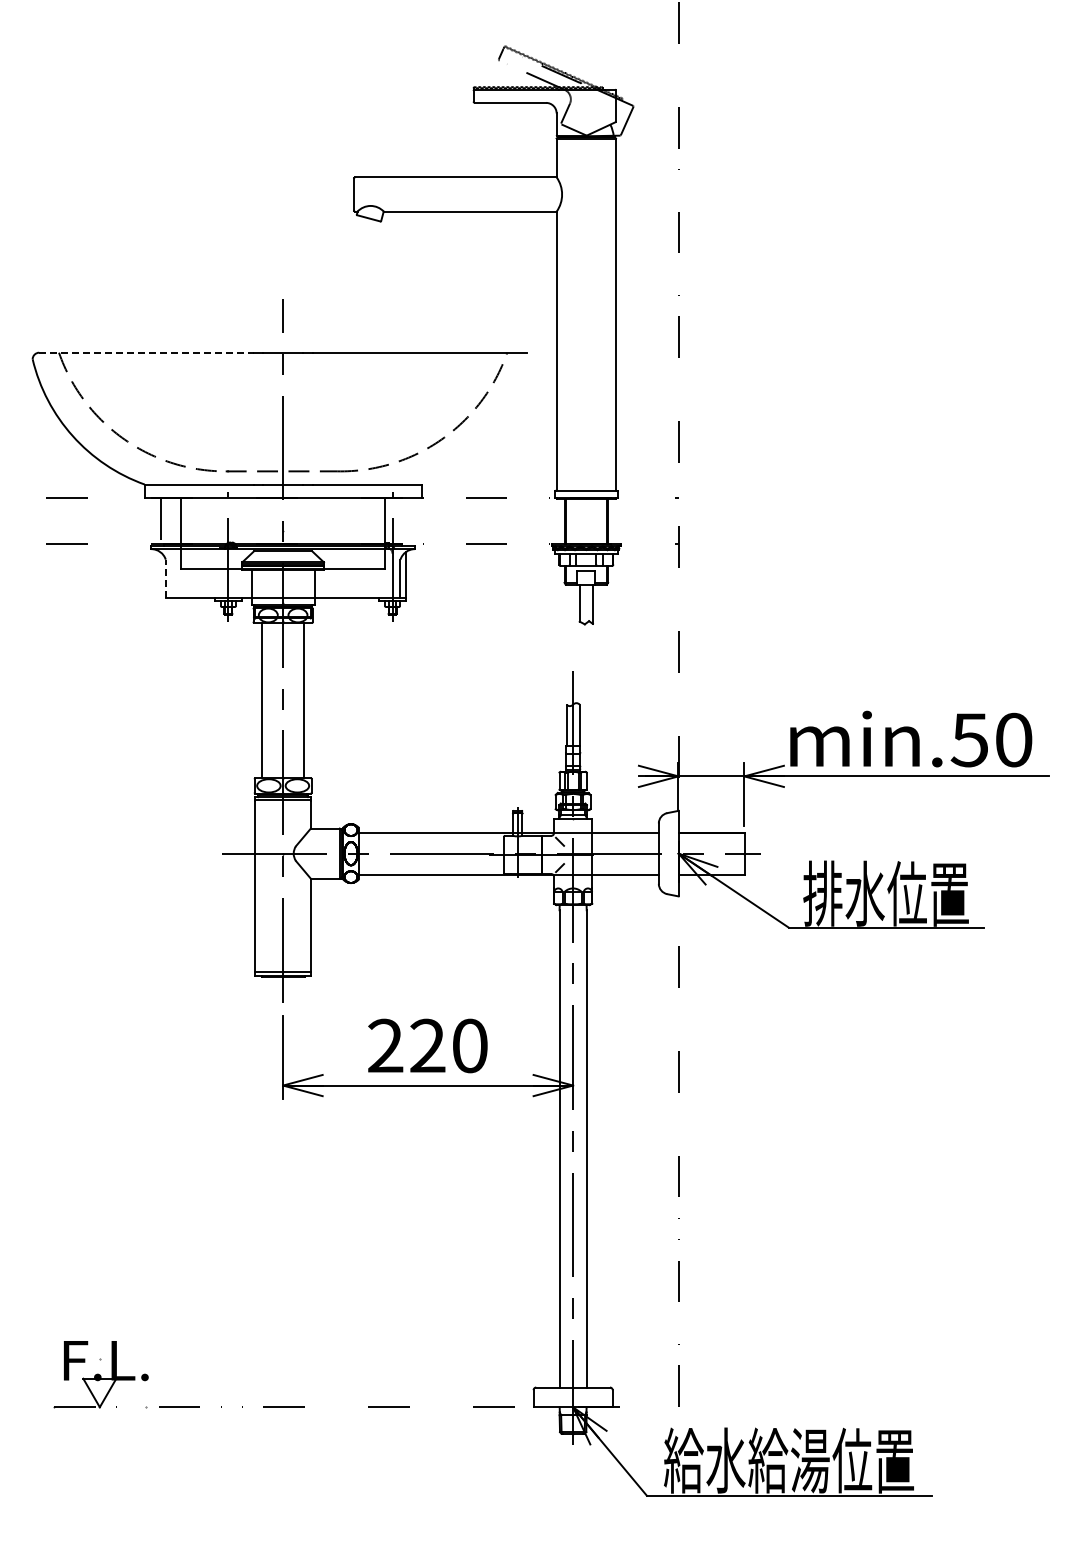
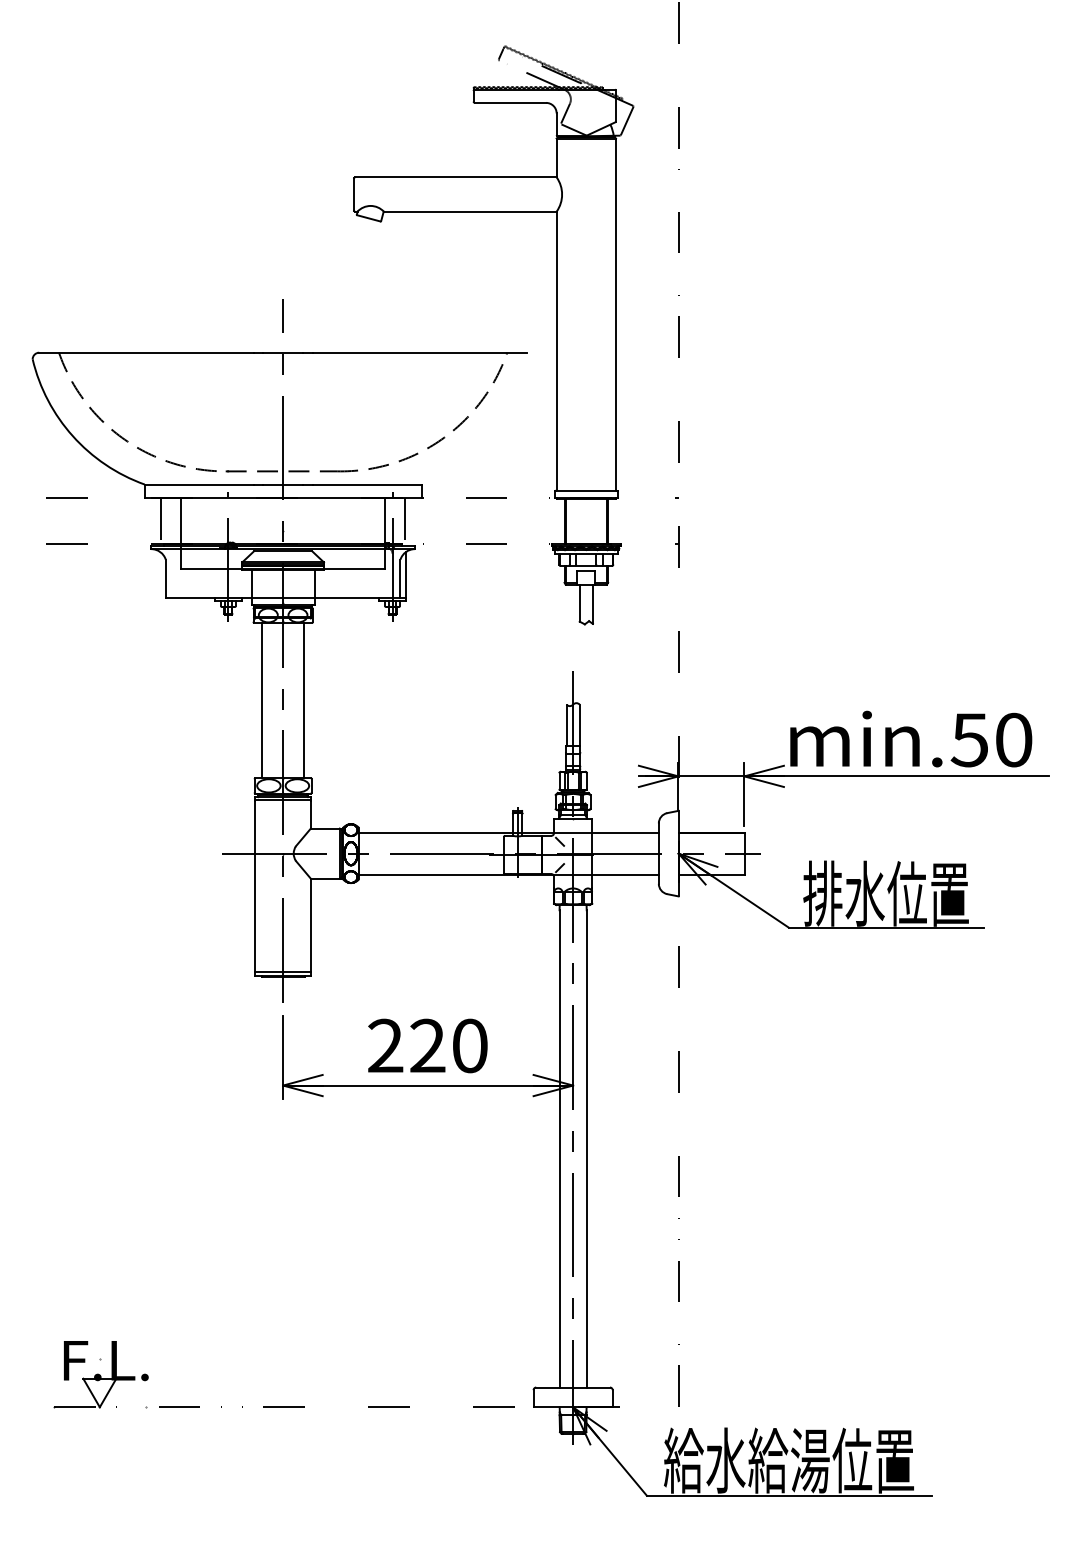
line: dashed -> solid (146, 352)
line: none -> present (405, 520)
line: dashed -> solid (165, 578)
